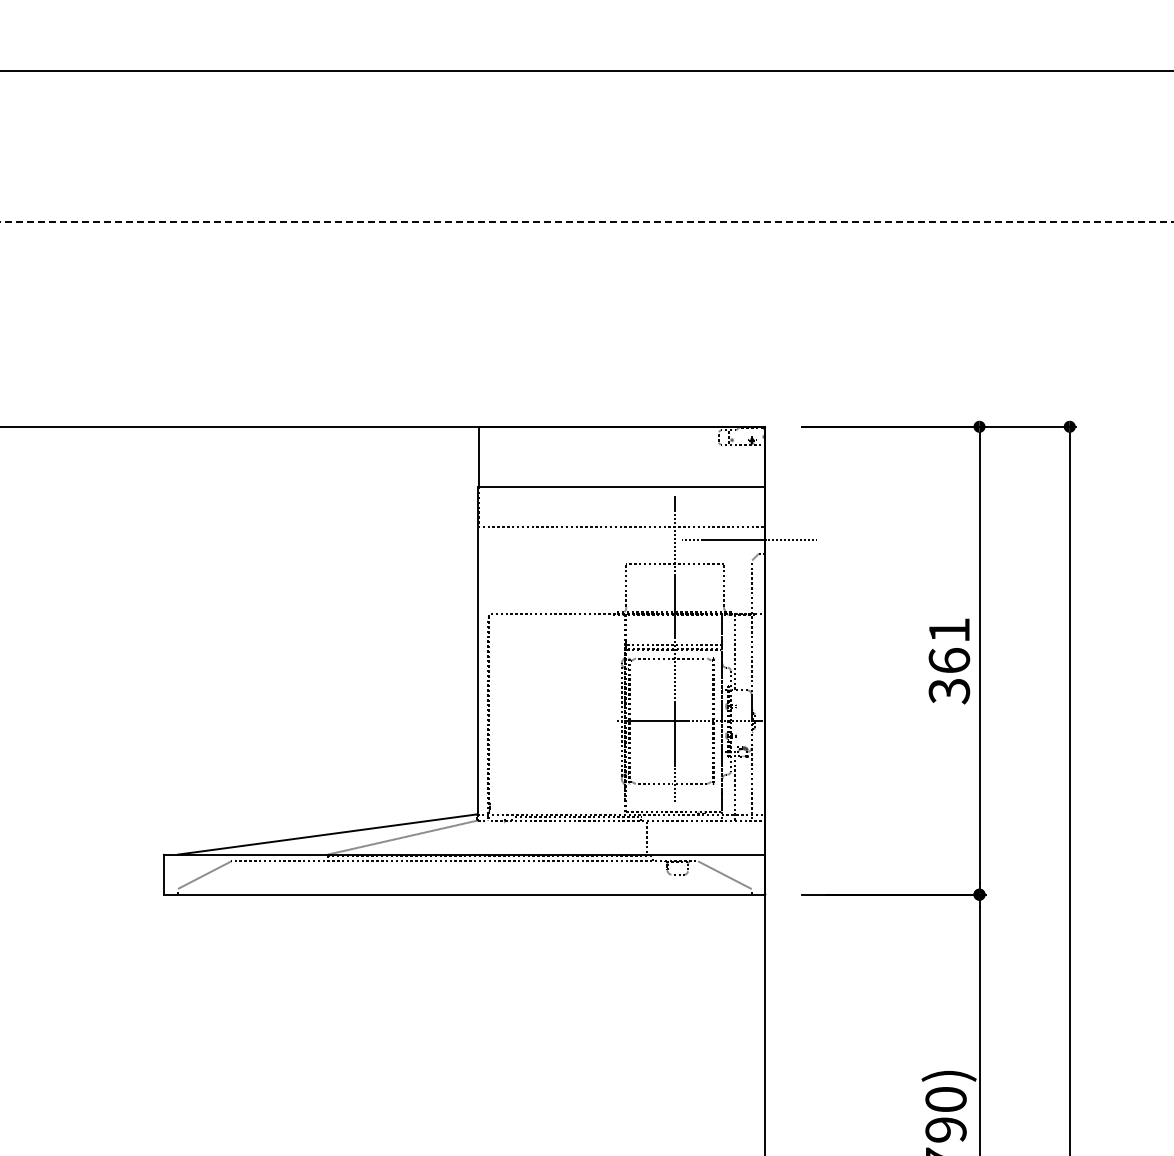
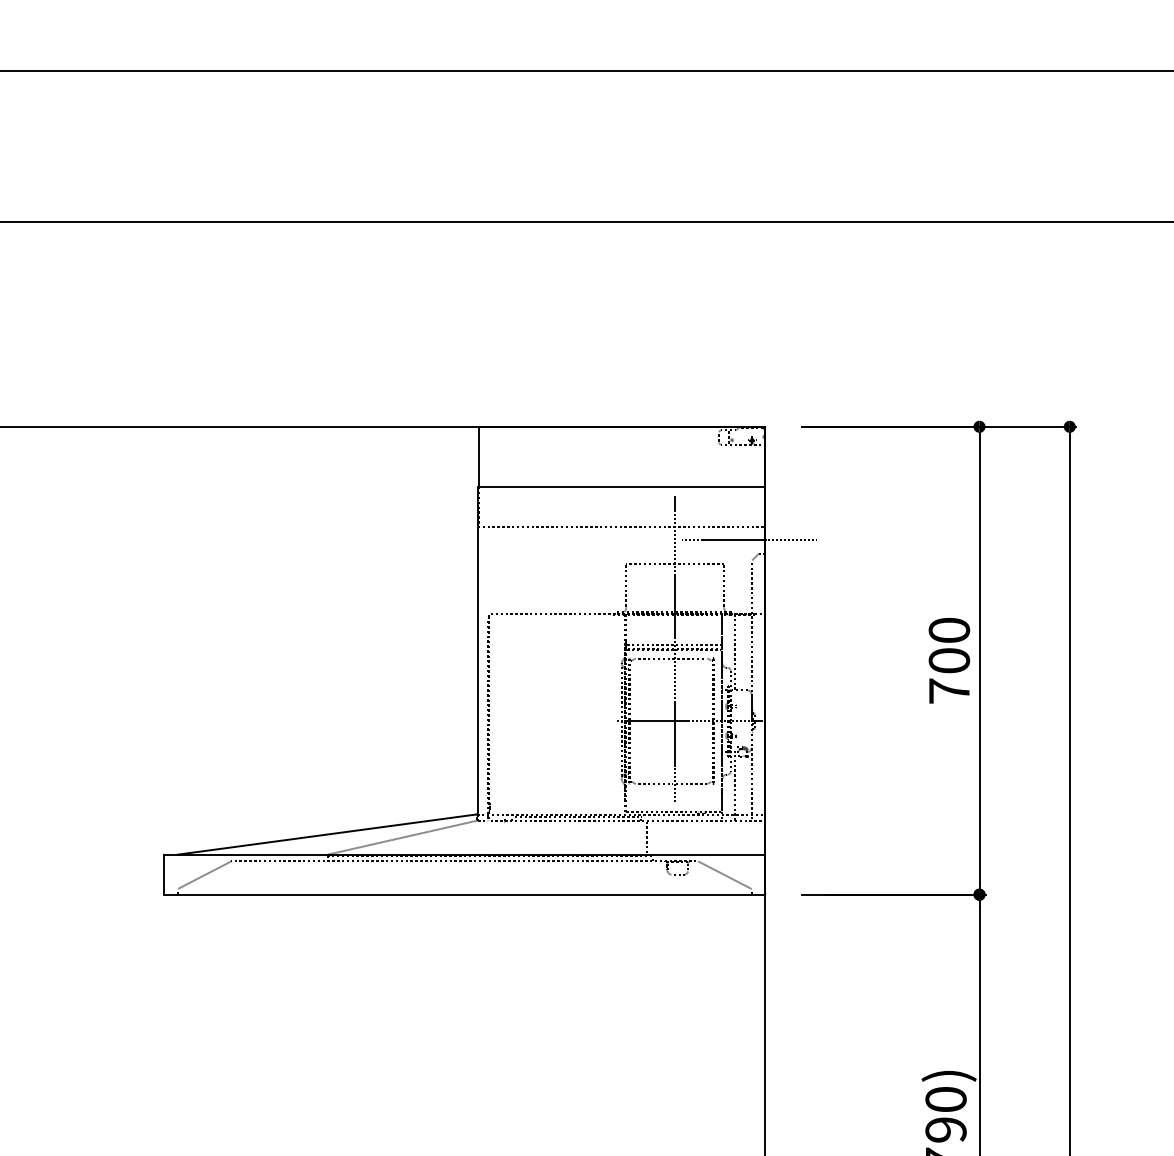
line: dashed -> solid (587, 221)
text: 361 -> 700 (949, 660)
